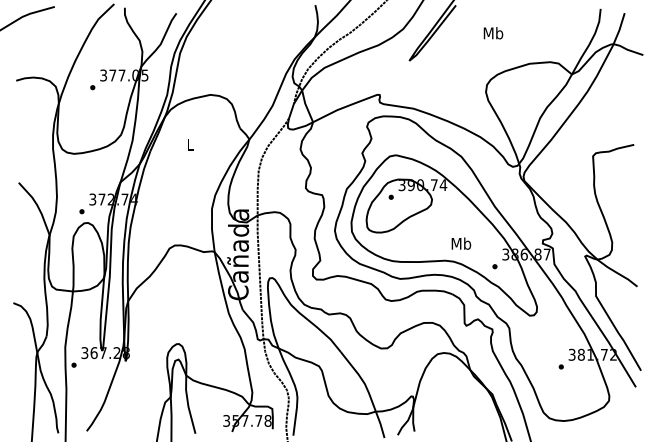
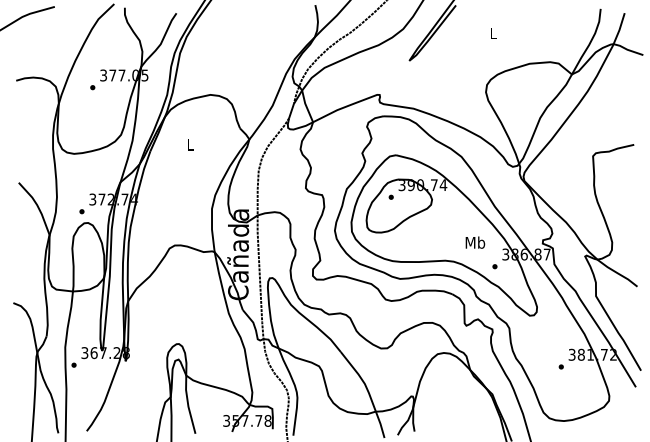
text: Mb -> L (493, 33)
text position: (461, 243) -> (475, 242) (475, 242)
